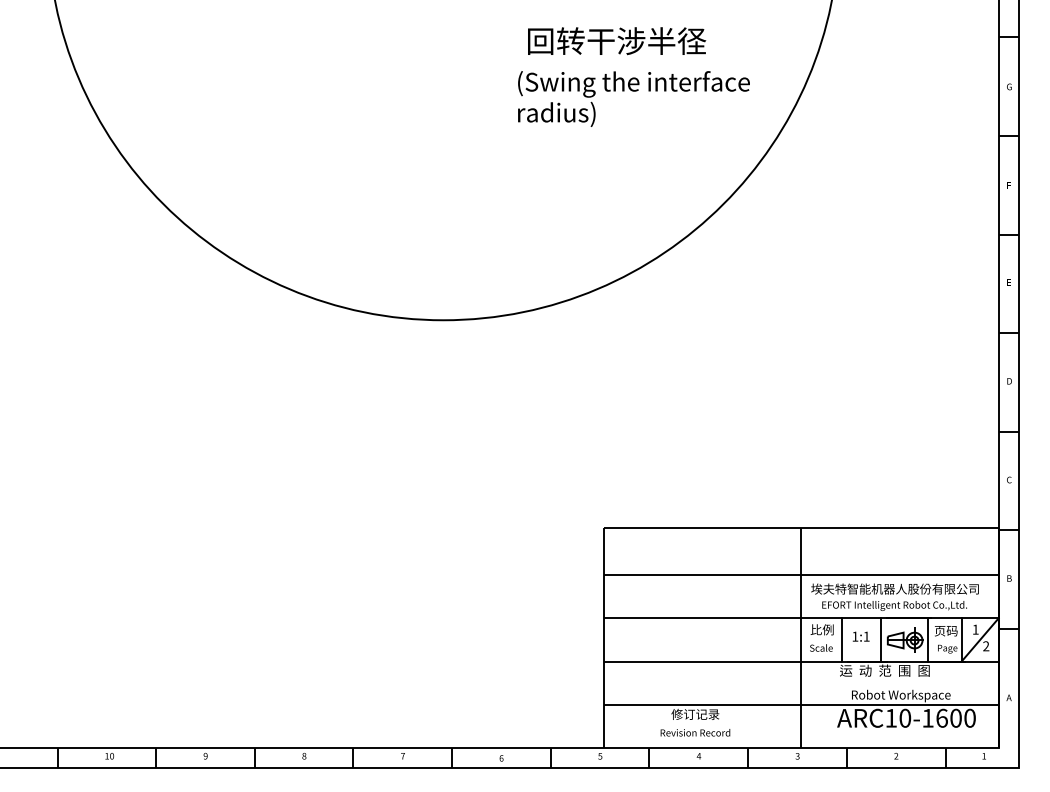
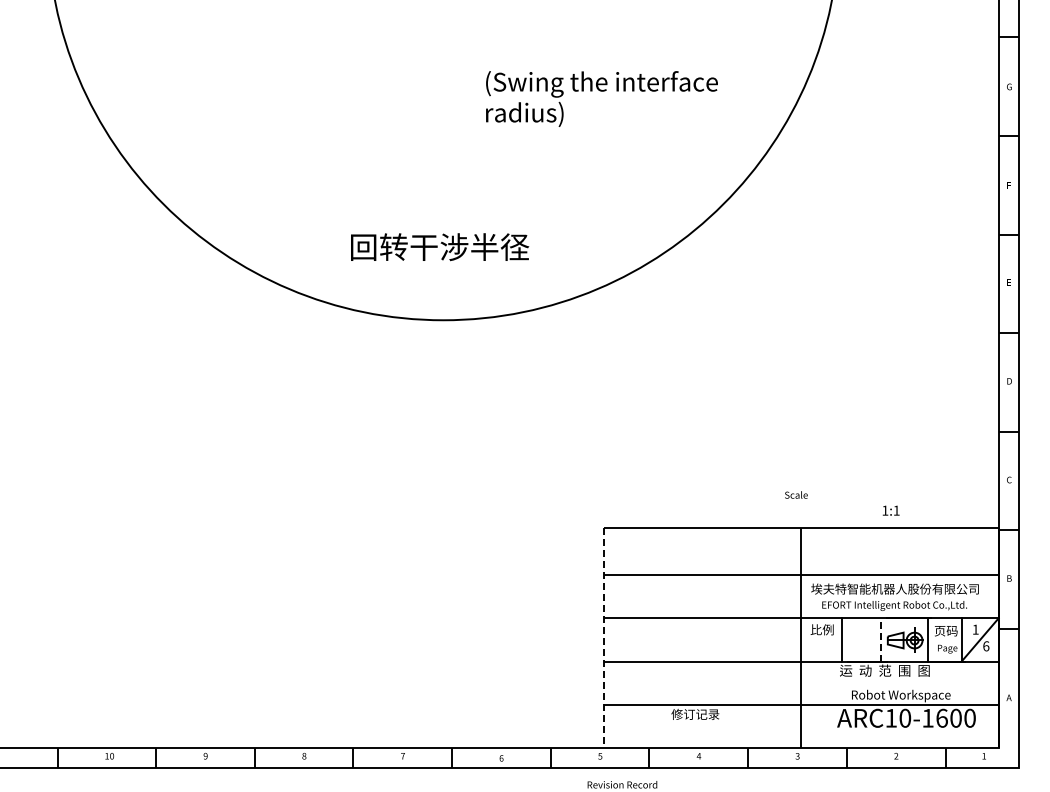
text position: (617, 41) -> (440, 247) (440, 247)
text position: (633, 98) -> (601, 98) (601, 98)
text position: (860, 636) -> (890, 510) (890, 510)
line: solid -> dashed (604, 637)
line: solid -> dashed (880, 639)
text: 2 -> 6 (986, 646)
text position: (821, 647) -> (796, 494) (796, 494)
text position: (695, 732) -> (622, 784) (622, 784)
